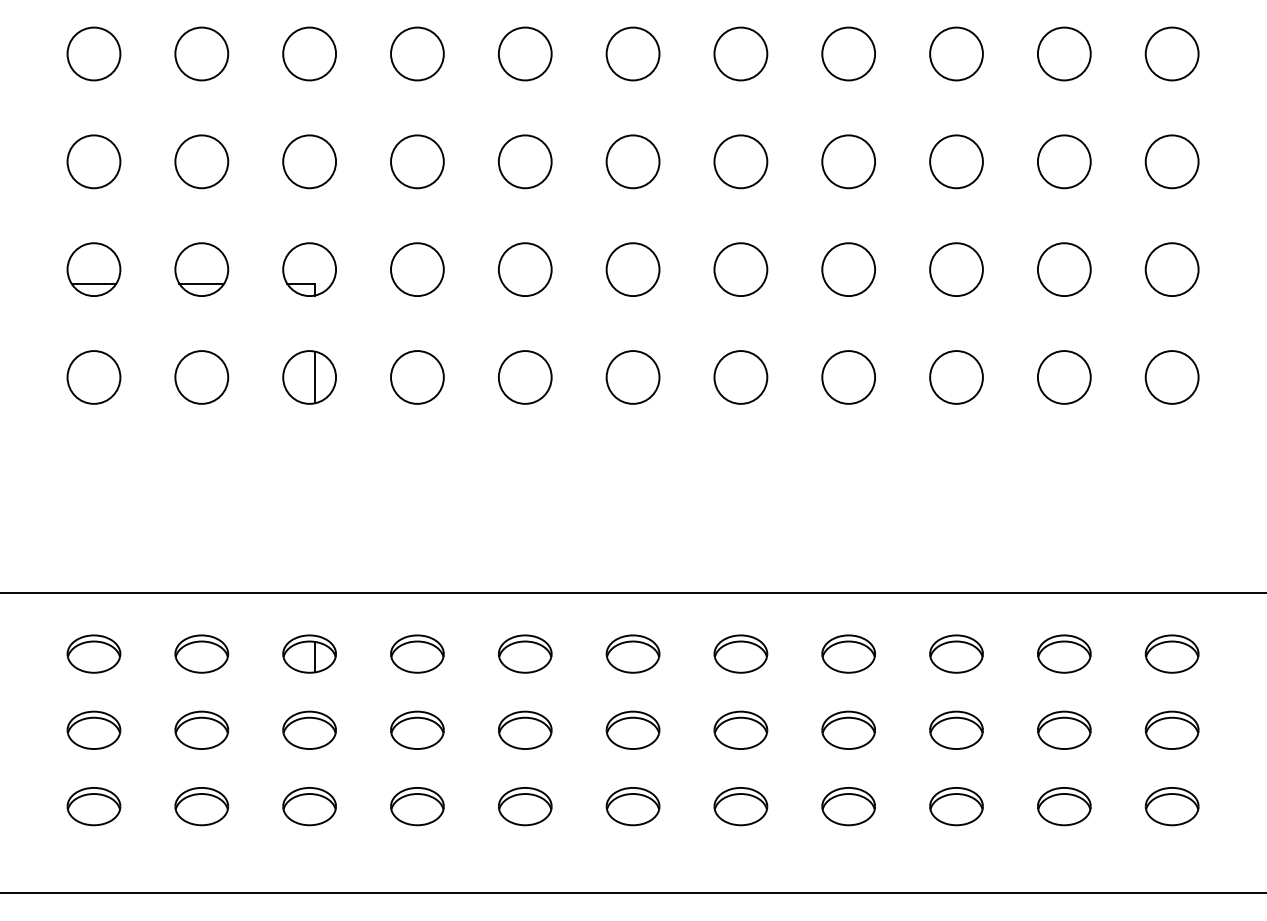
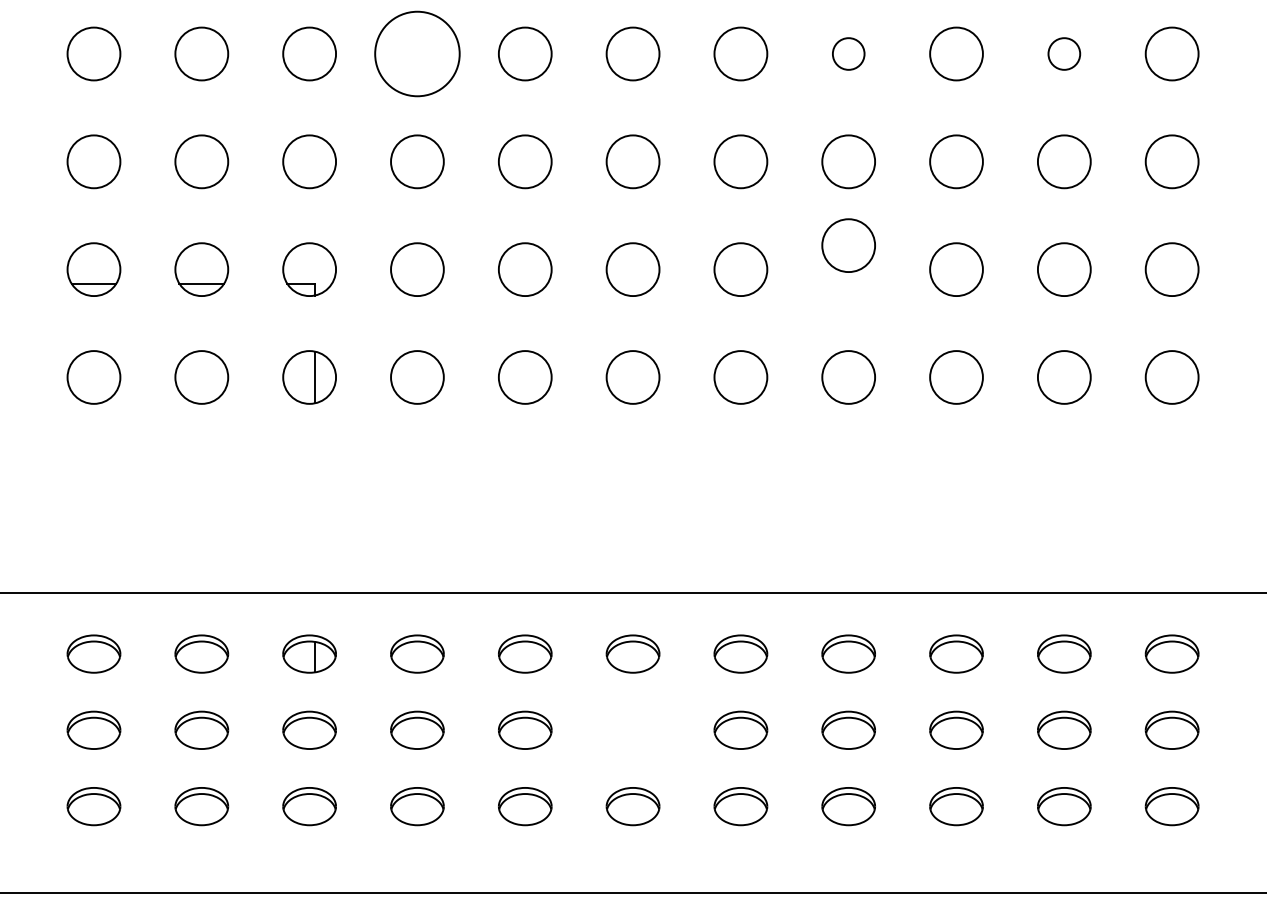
circle diameter: 53 px -> 85 px (417, 53)
circle diameter: 53 px -> 32 px (848, 53)
circle diameter: 53 px -> 32 px (1064, 53)
circle position: (848, 269) -> (848, 245) (848, 245)
part: present -> none (632, 729)
